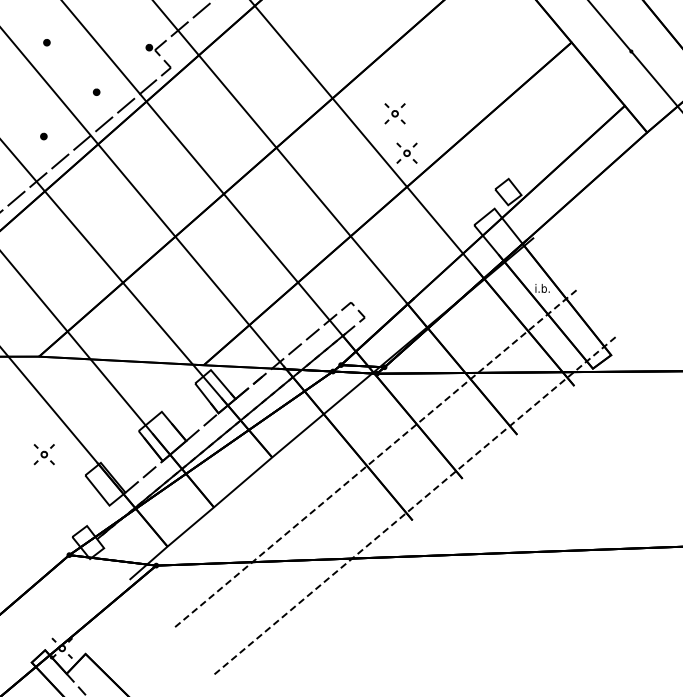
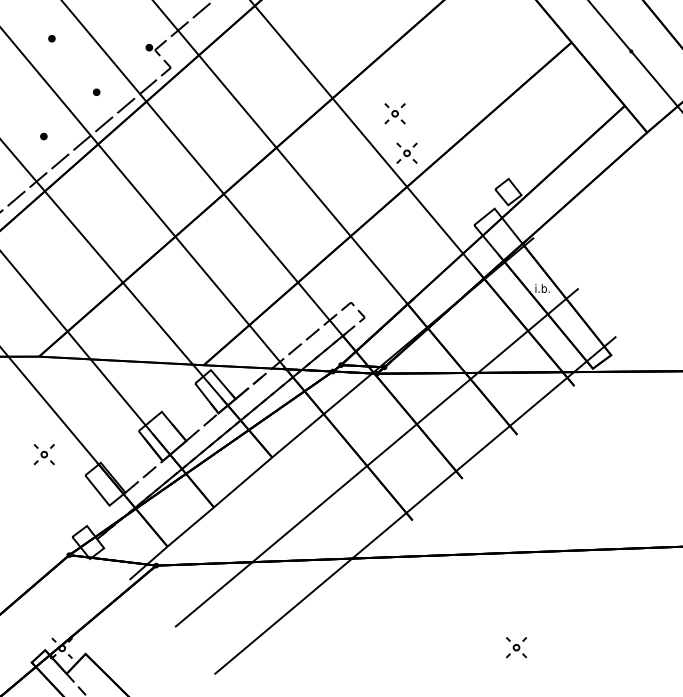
part position: (46, 42) -> (51, 38) (51, 38)
line: dashed -> solid (377, 457)
line: dashed -> solid (415, 505)
part: none -> present (516, 647)
